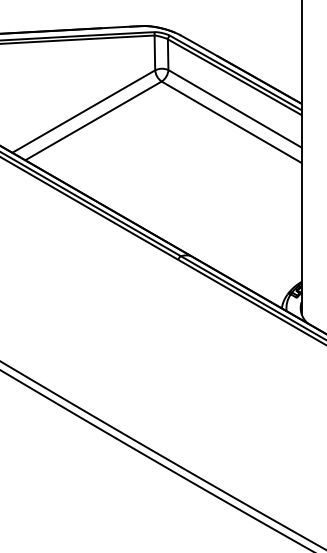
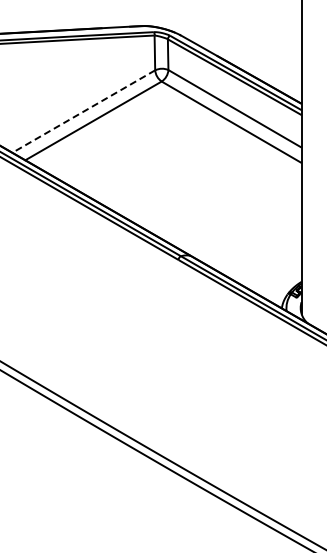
line: solid -> dashed (83, 111)
